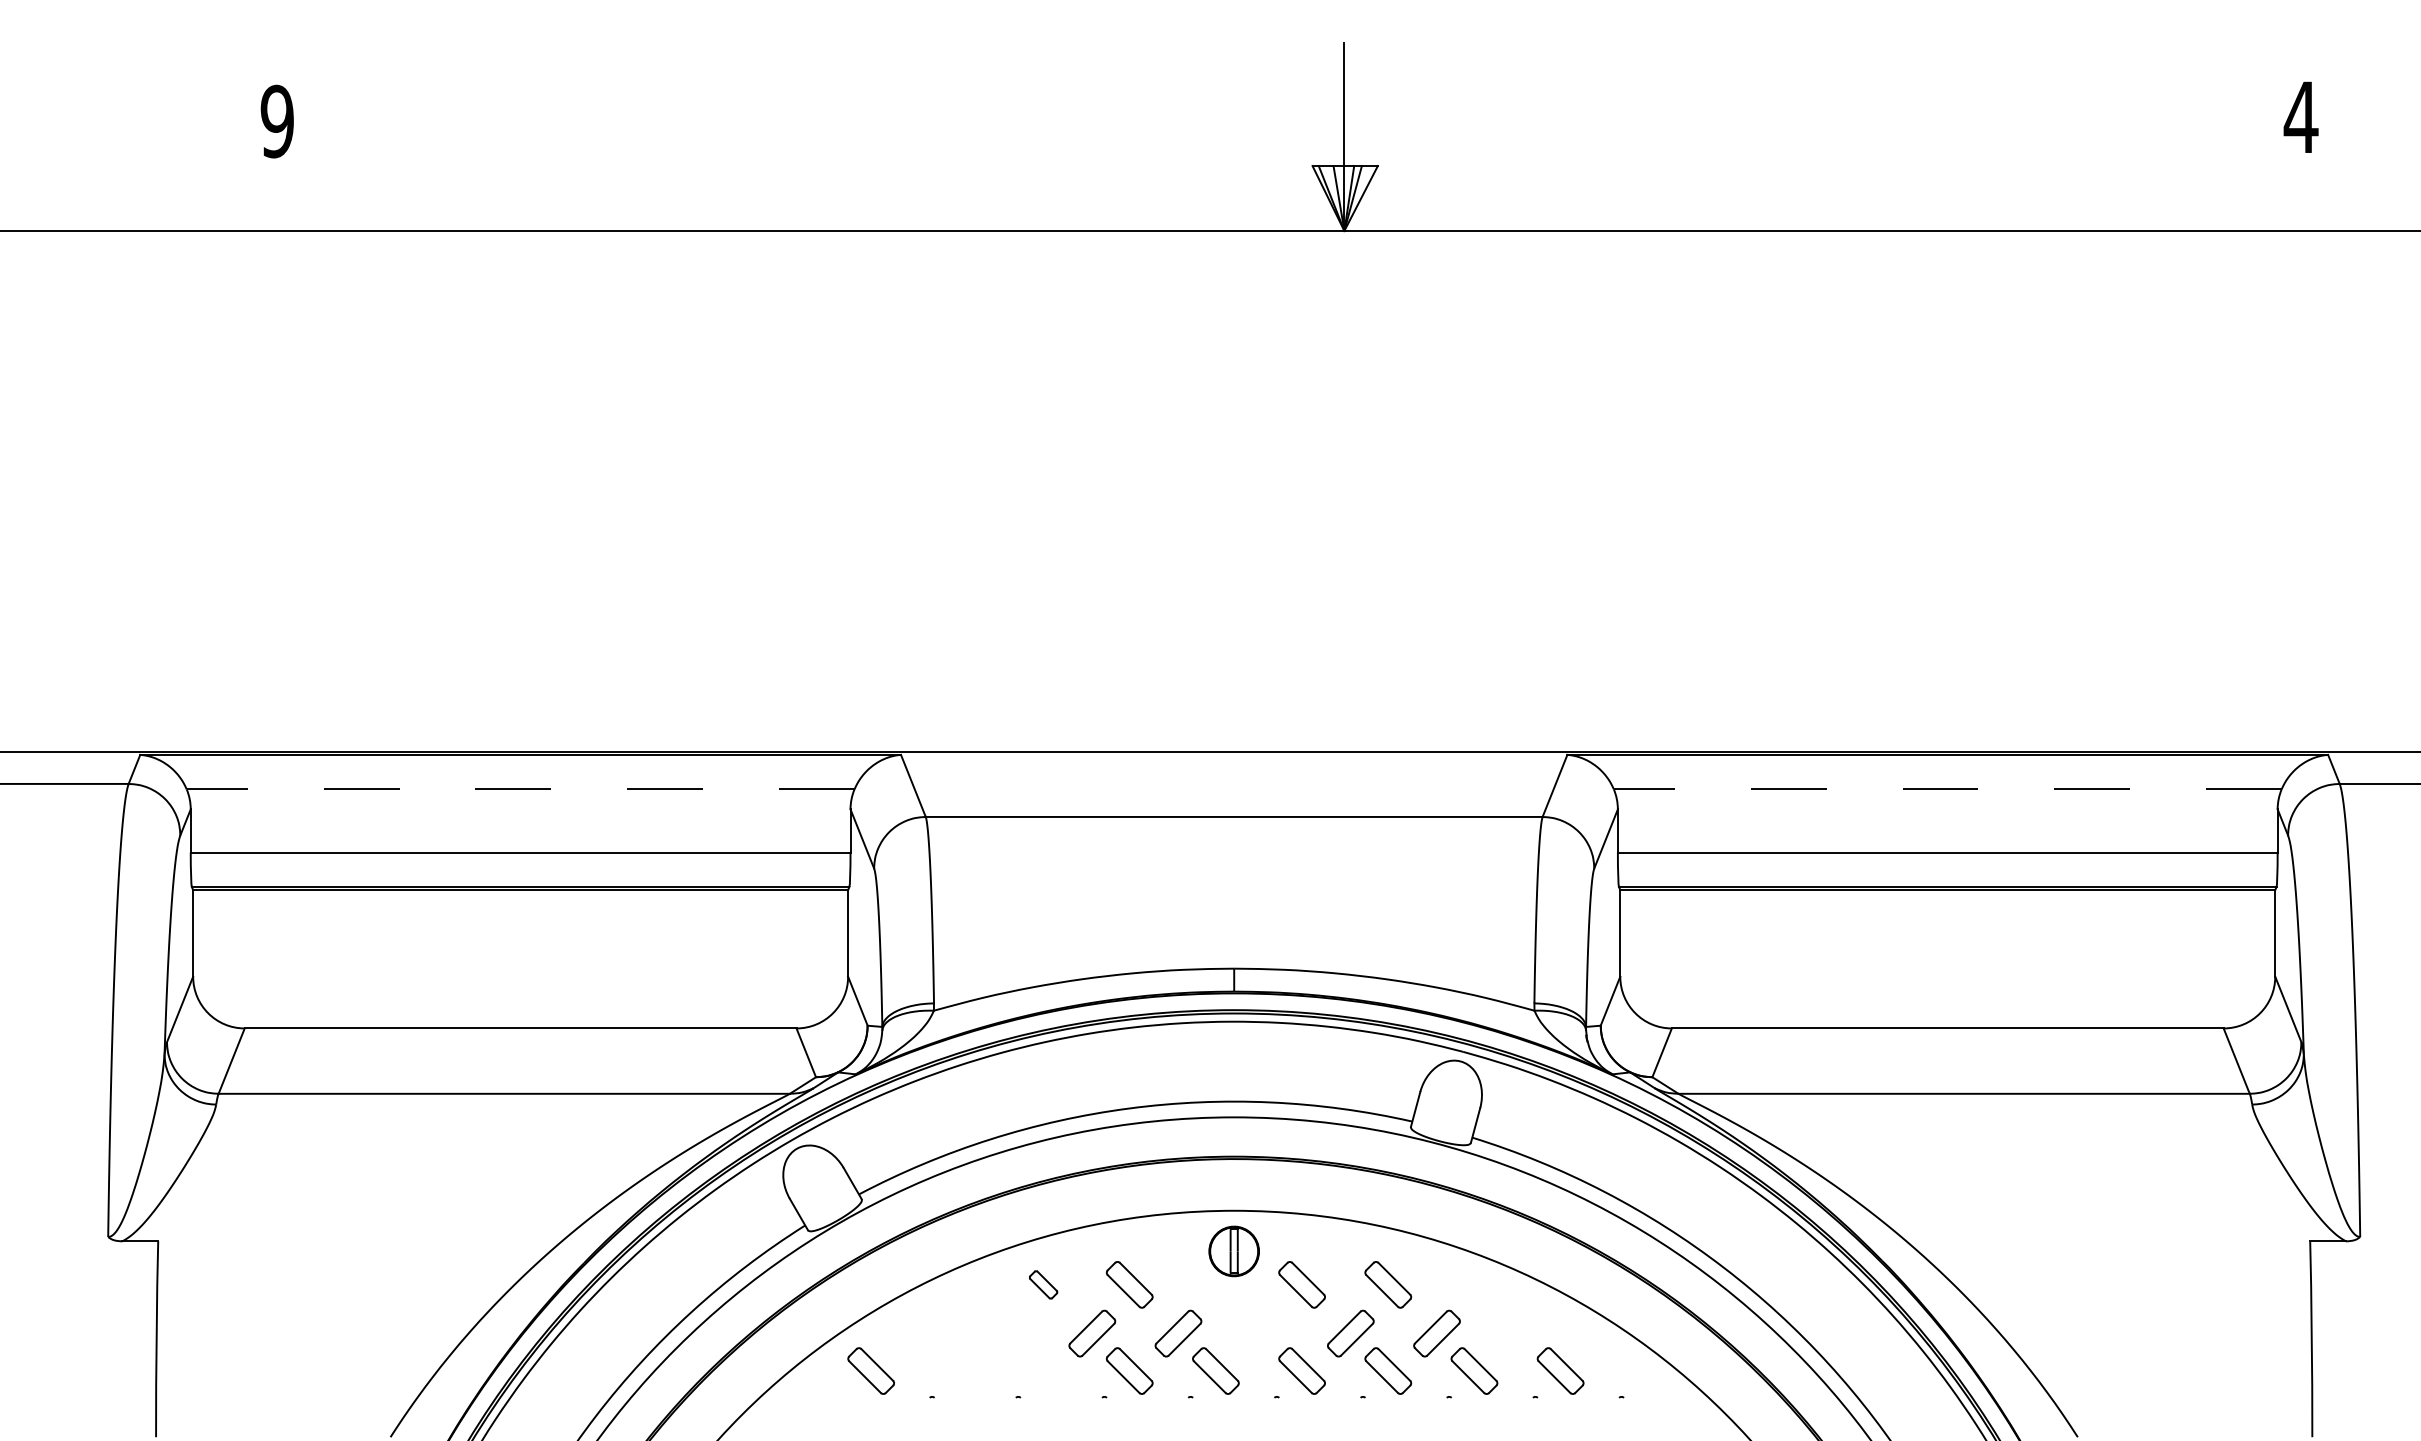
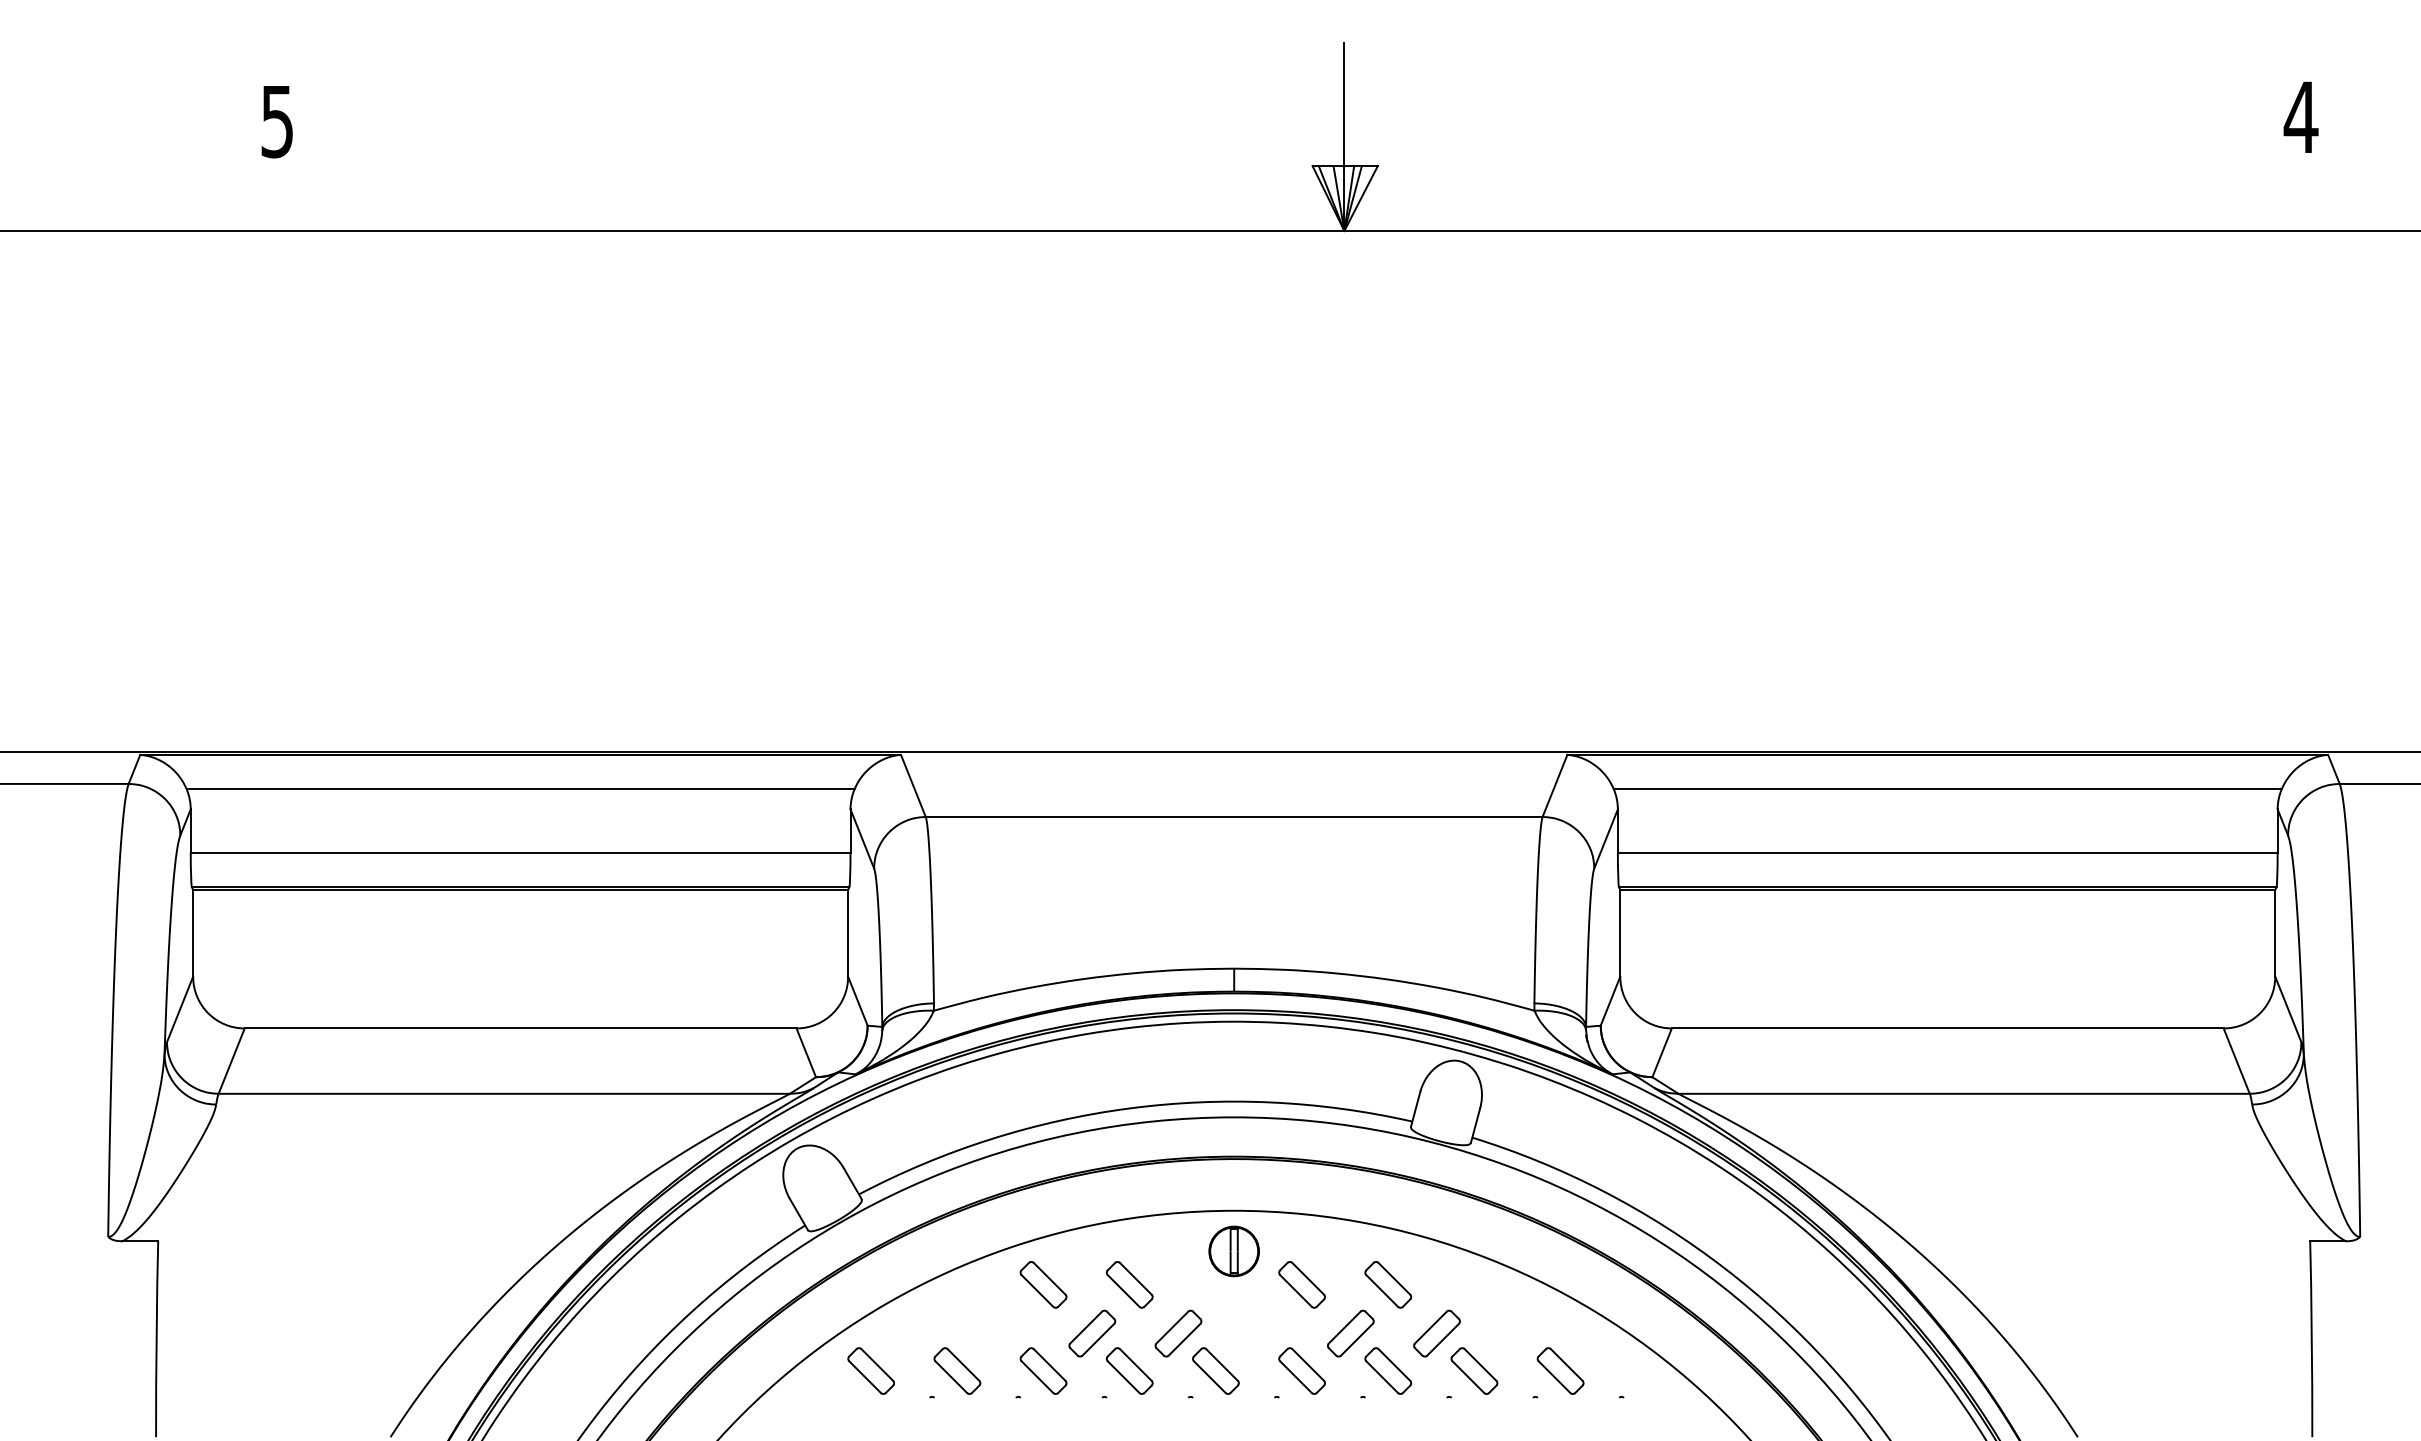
text: 9 -> 5 (276, 121)
line: dashed -> solid (520, 789)
line: dashed -> solid (1947, 789)
part size: 30x30 px -> 49x48 px (1043, 1284)
part: none -> present (957, 1370)
part: none -> present (1043, 1370)
